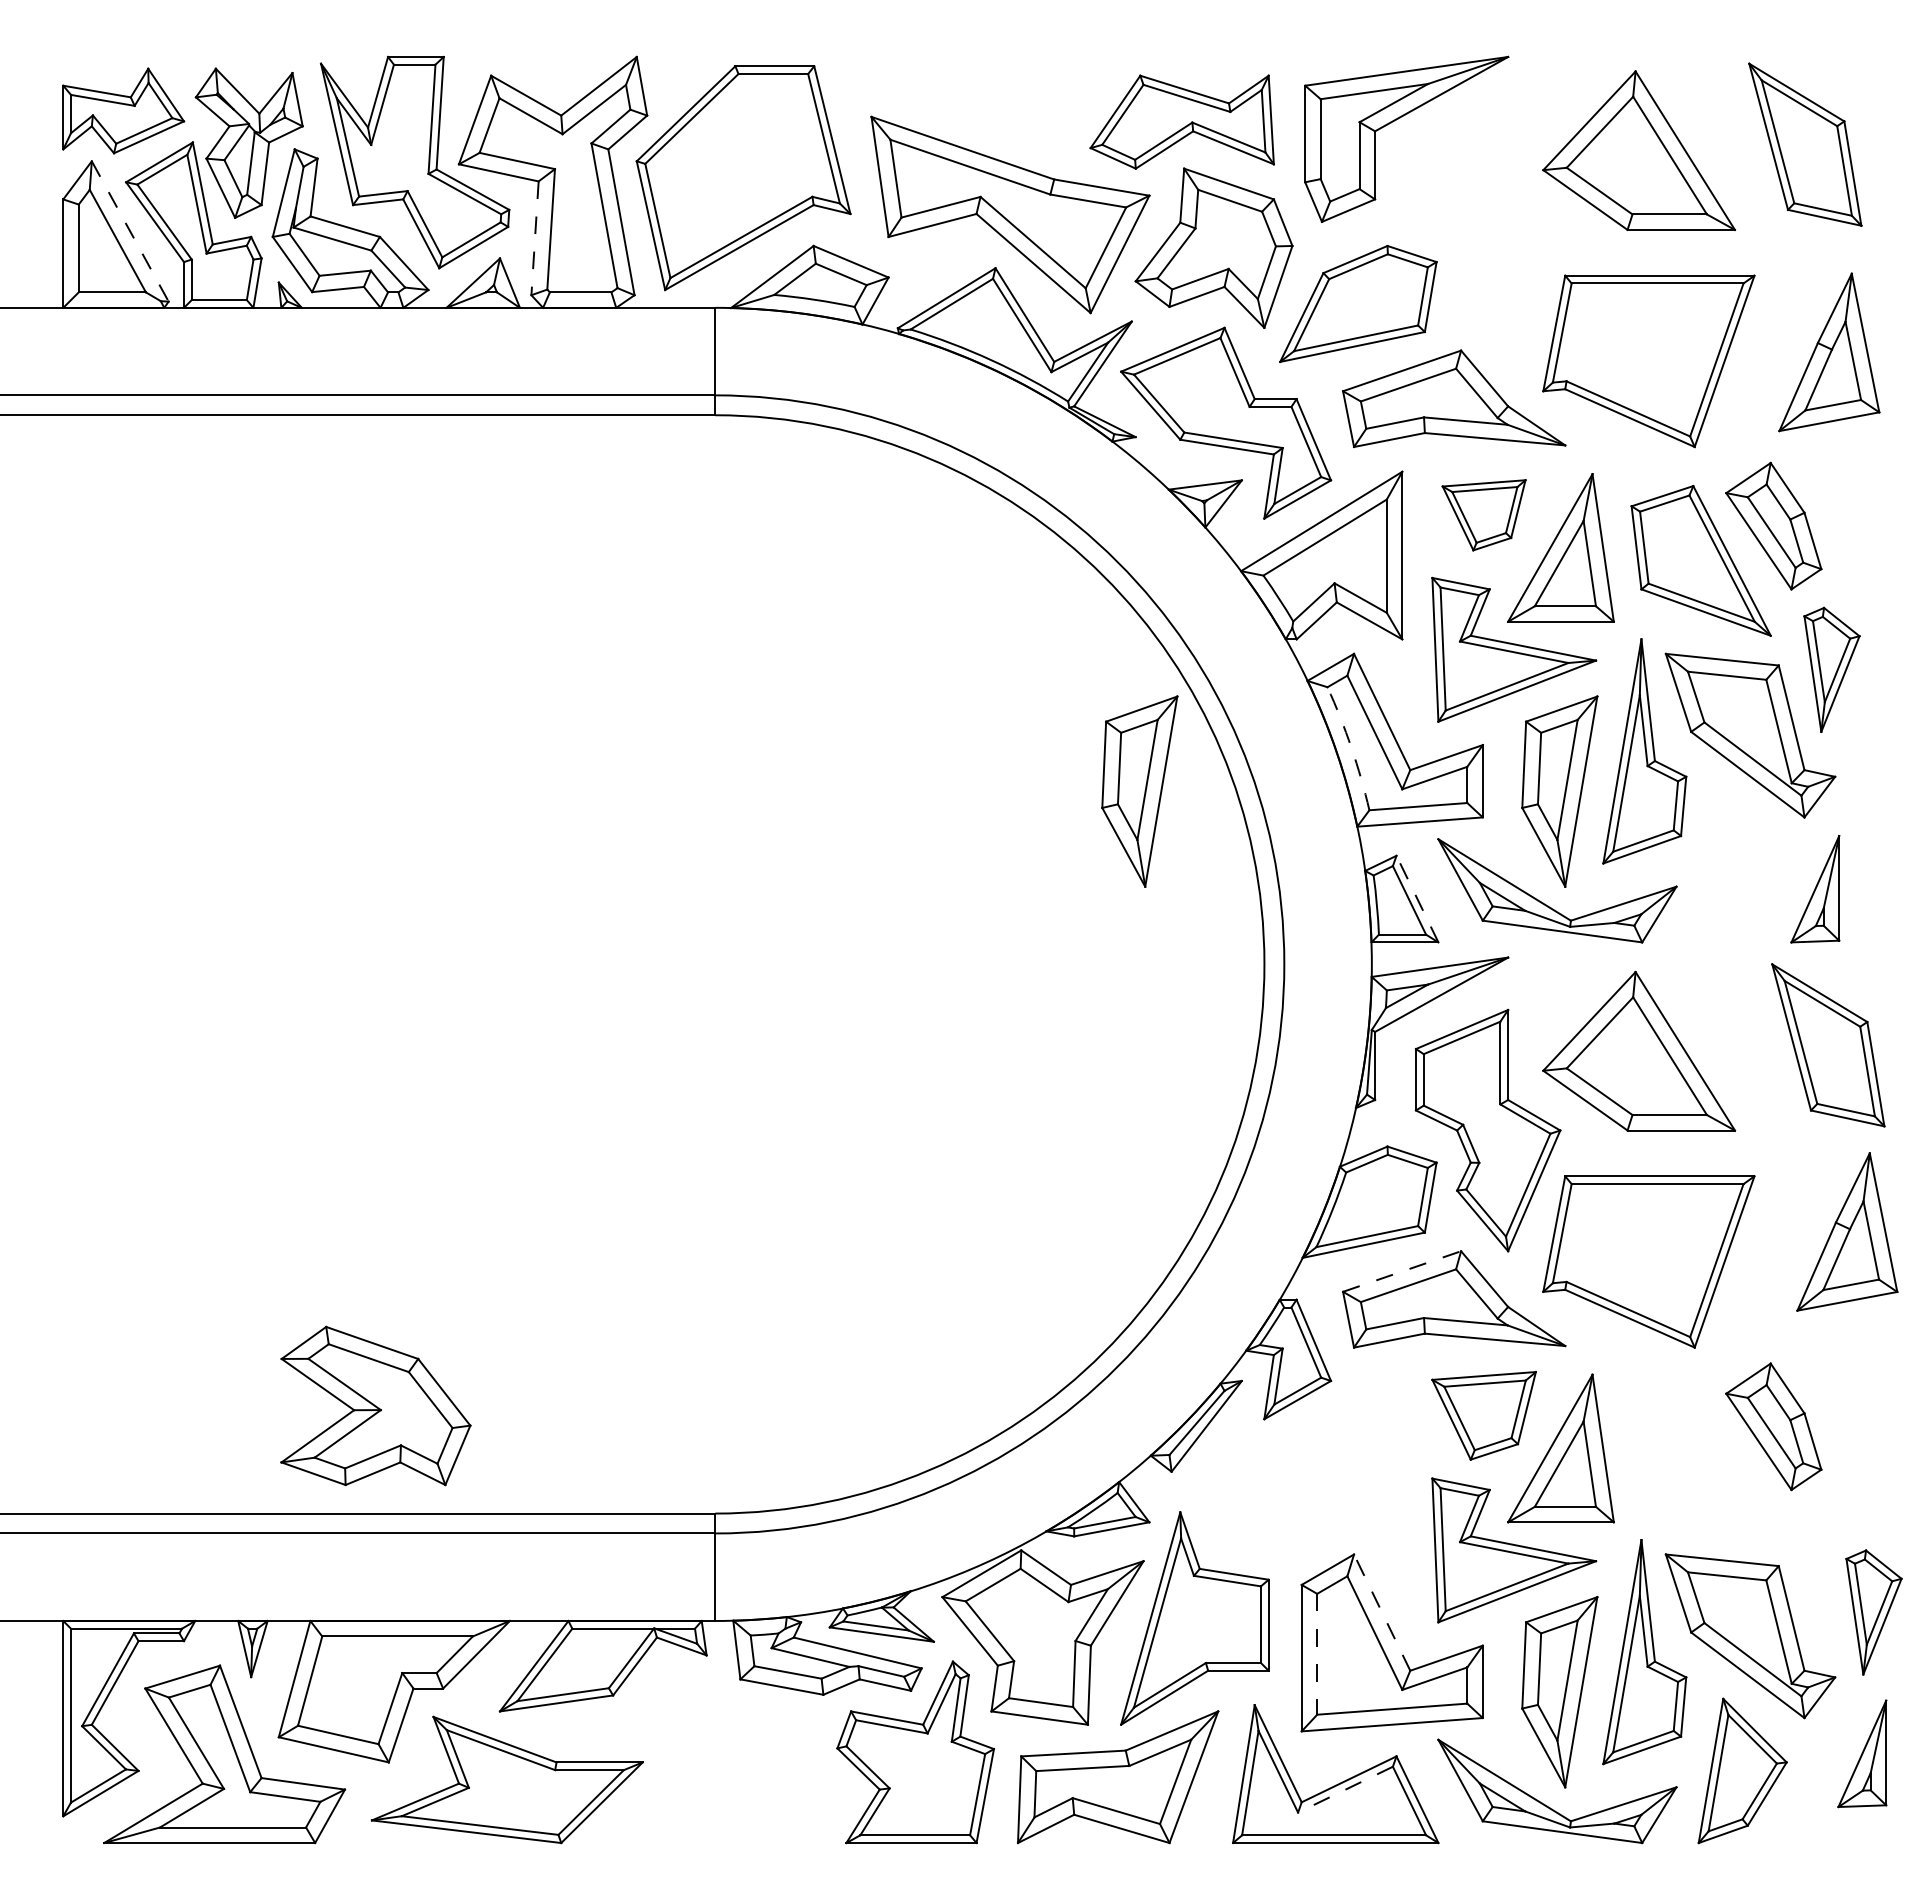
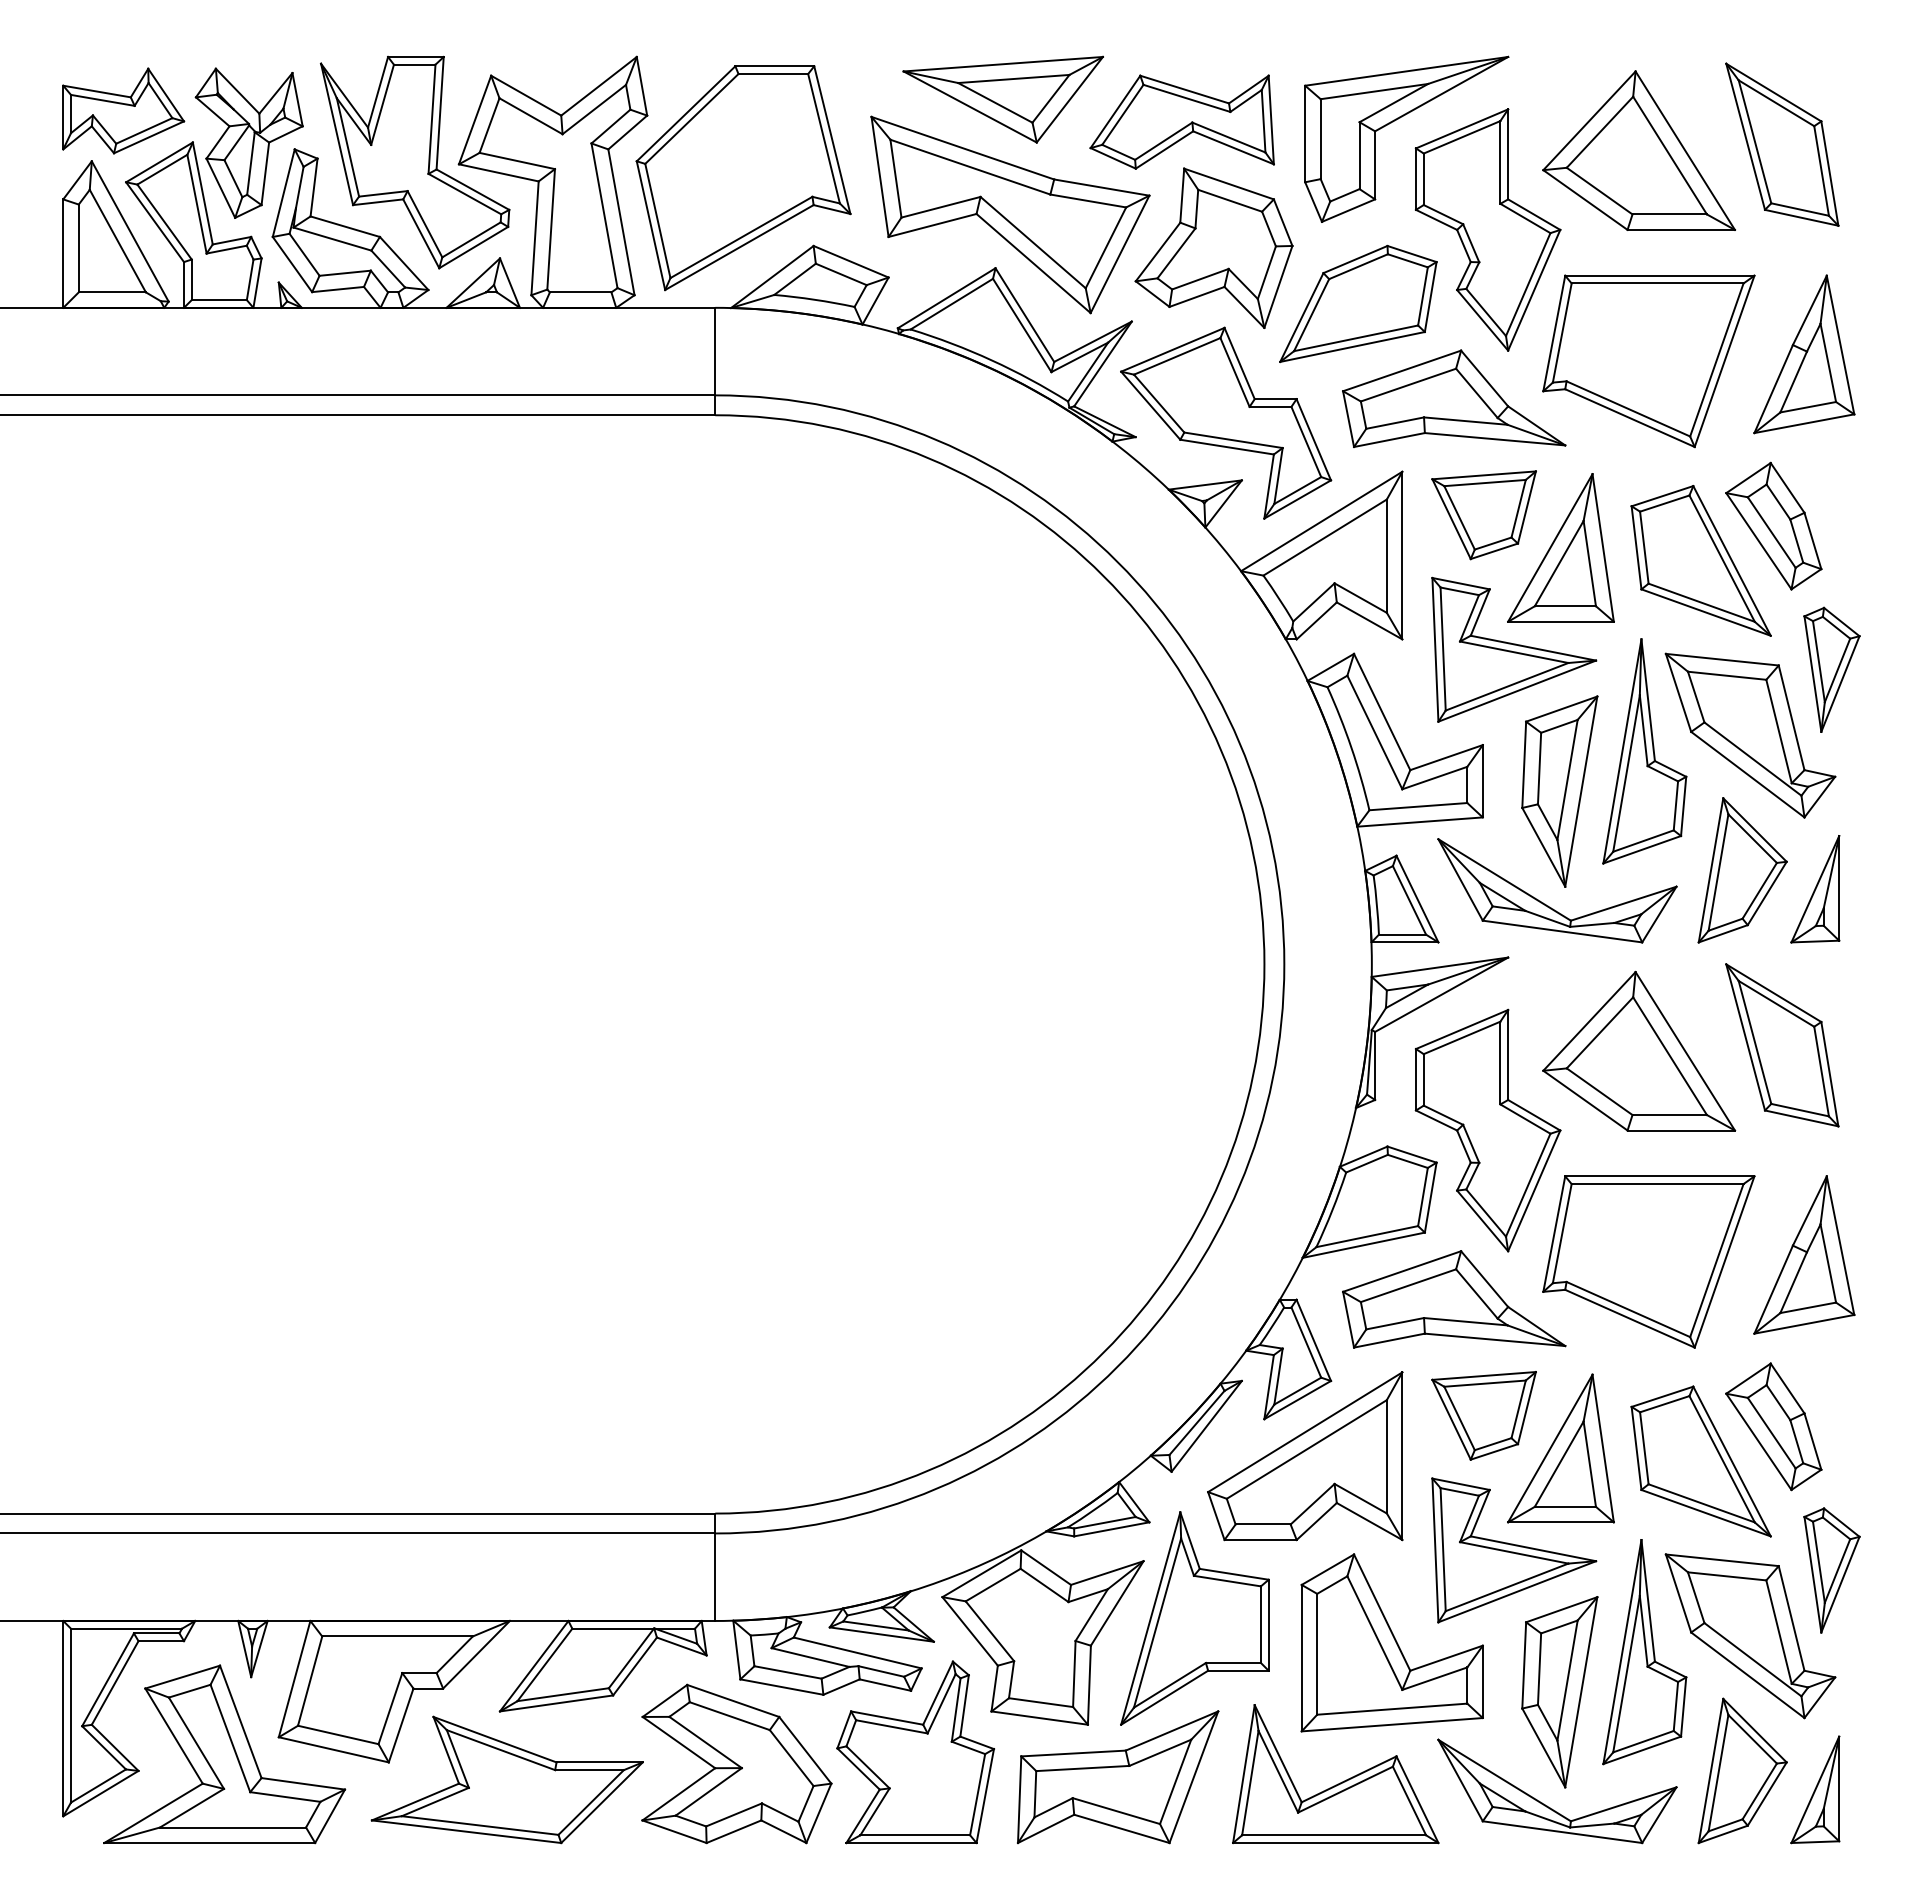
part: none -> present (1002, 99)
part position: (1805, 144) -> (1782, 144) (1782, 144)
part: none -> present (1487, 229)
line: dashed -> solid (130, 231)
line: dashed -> solid (535, 238)
part position: (1829, 352) -> (1804, 354) (1804, 354)
part size: 86x73 px -> 106x91 px (1483, 515)
arc: dashed -> solid (1351, 747)
part: present -> none (1139, 791)
part: none -> present (1742, 870)
line: dashed -> solid (1417, 898)
part position: (1828, 1045) -> (1782, 1045) (1782, 1045)
part position: (1847, 1231) -> (1804, 1254) (1804, 1254)
line: dashed -> solid (1402, 1271)
part position: (375, 1405) -> (736, 1763) (736, 1763)
part: none -> present (1305, 1456)
part: none -> present (1700, 1461)
line: dashed -> solid (1382, 1612)
part position: (1873, 1612) -> (1831, 1570) (1831, 1570)
line: dashed -> solid (1317, 1654)
part position: (1862, 1753) -> (1815, 1789) (1815, 1789)
line: dashed -> solid (1345, 1789)
